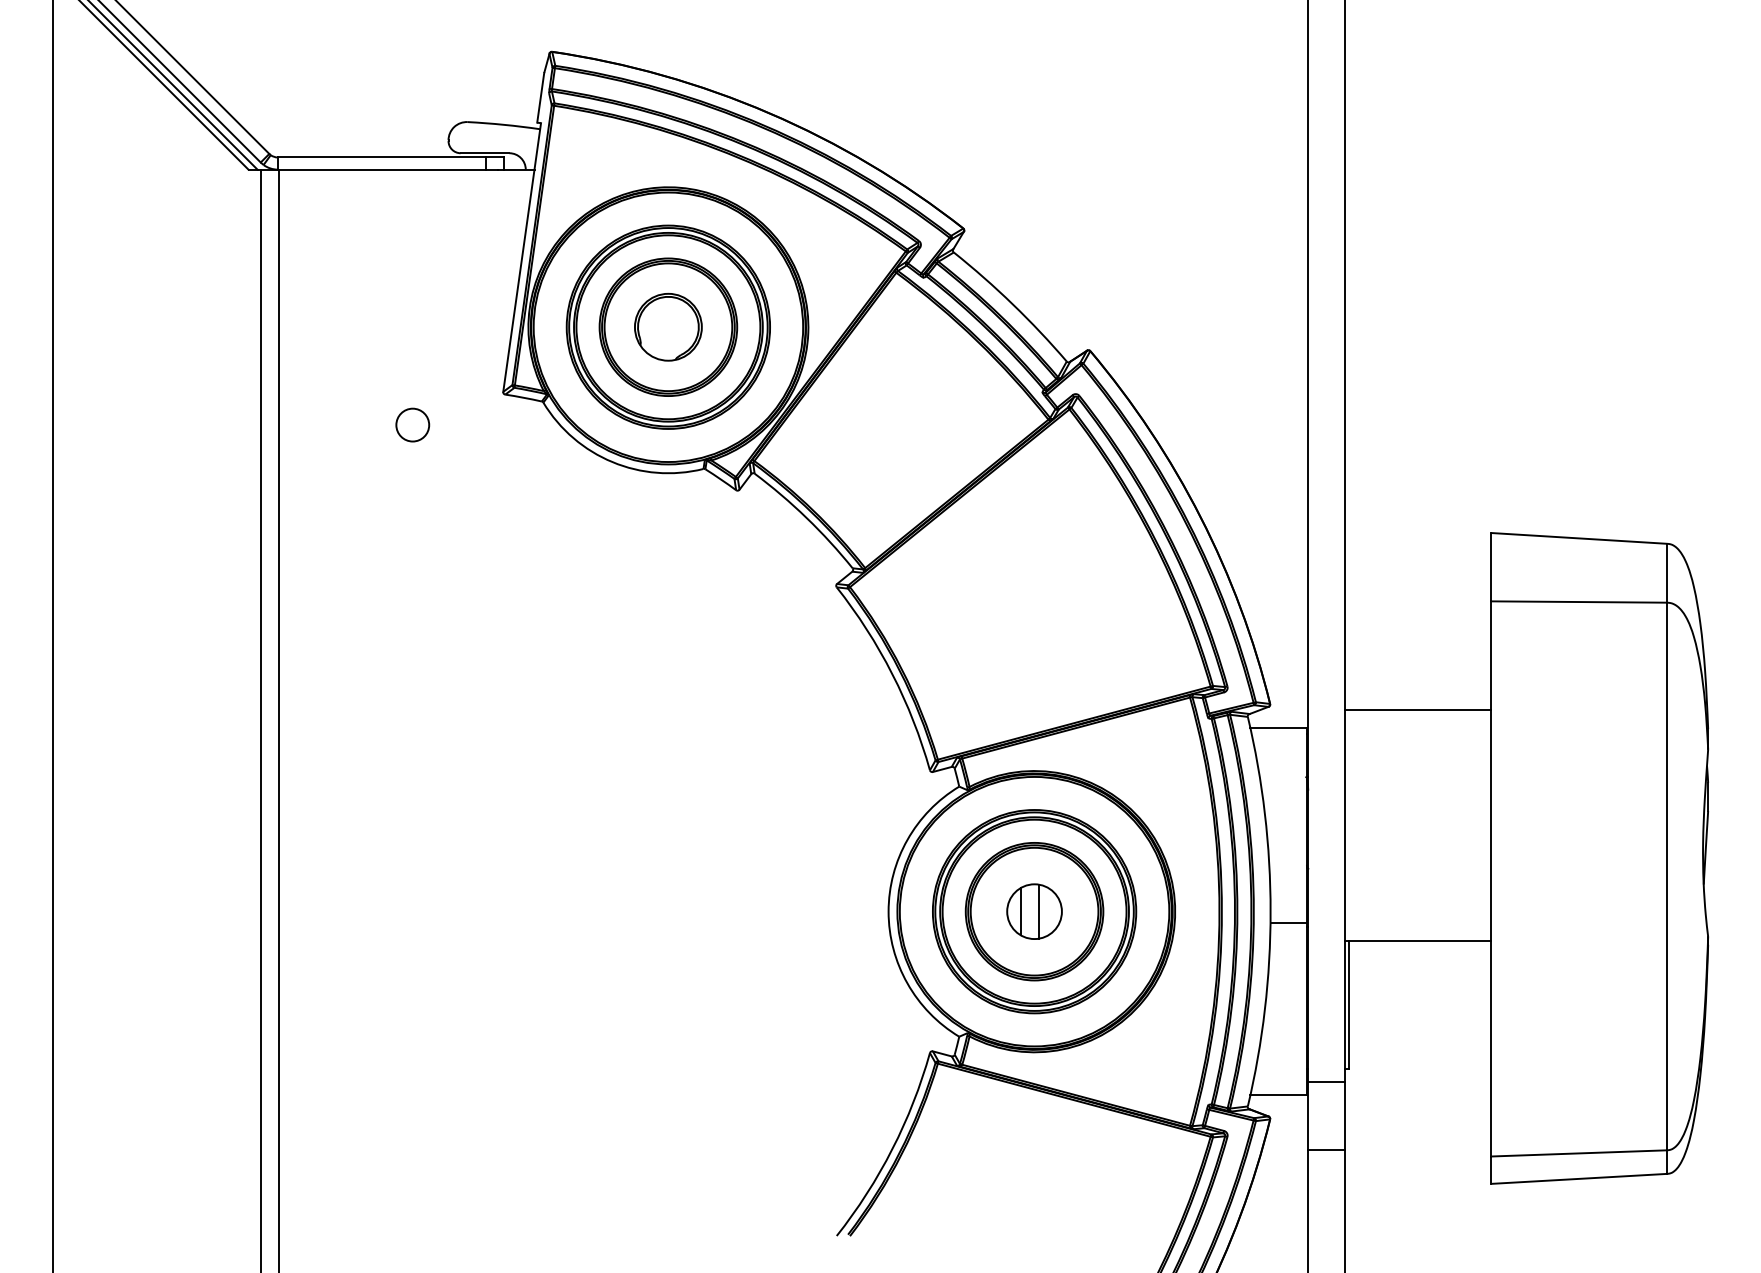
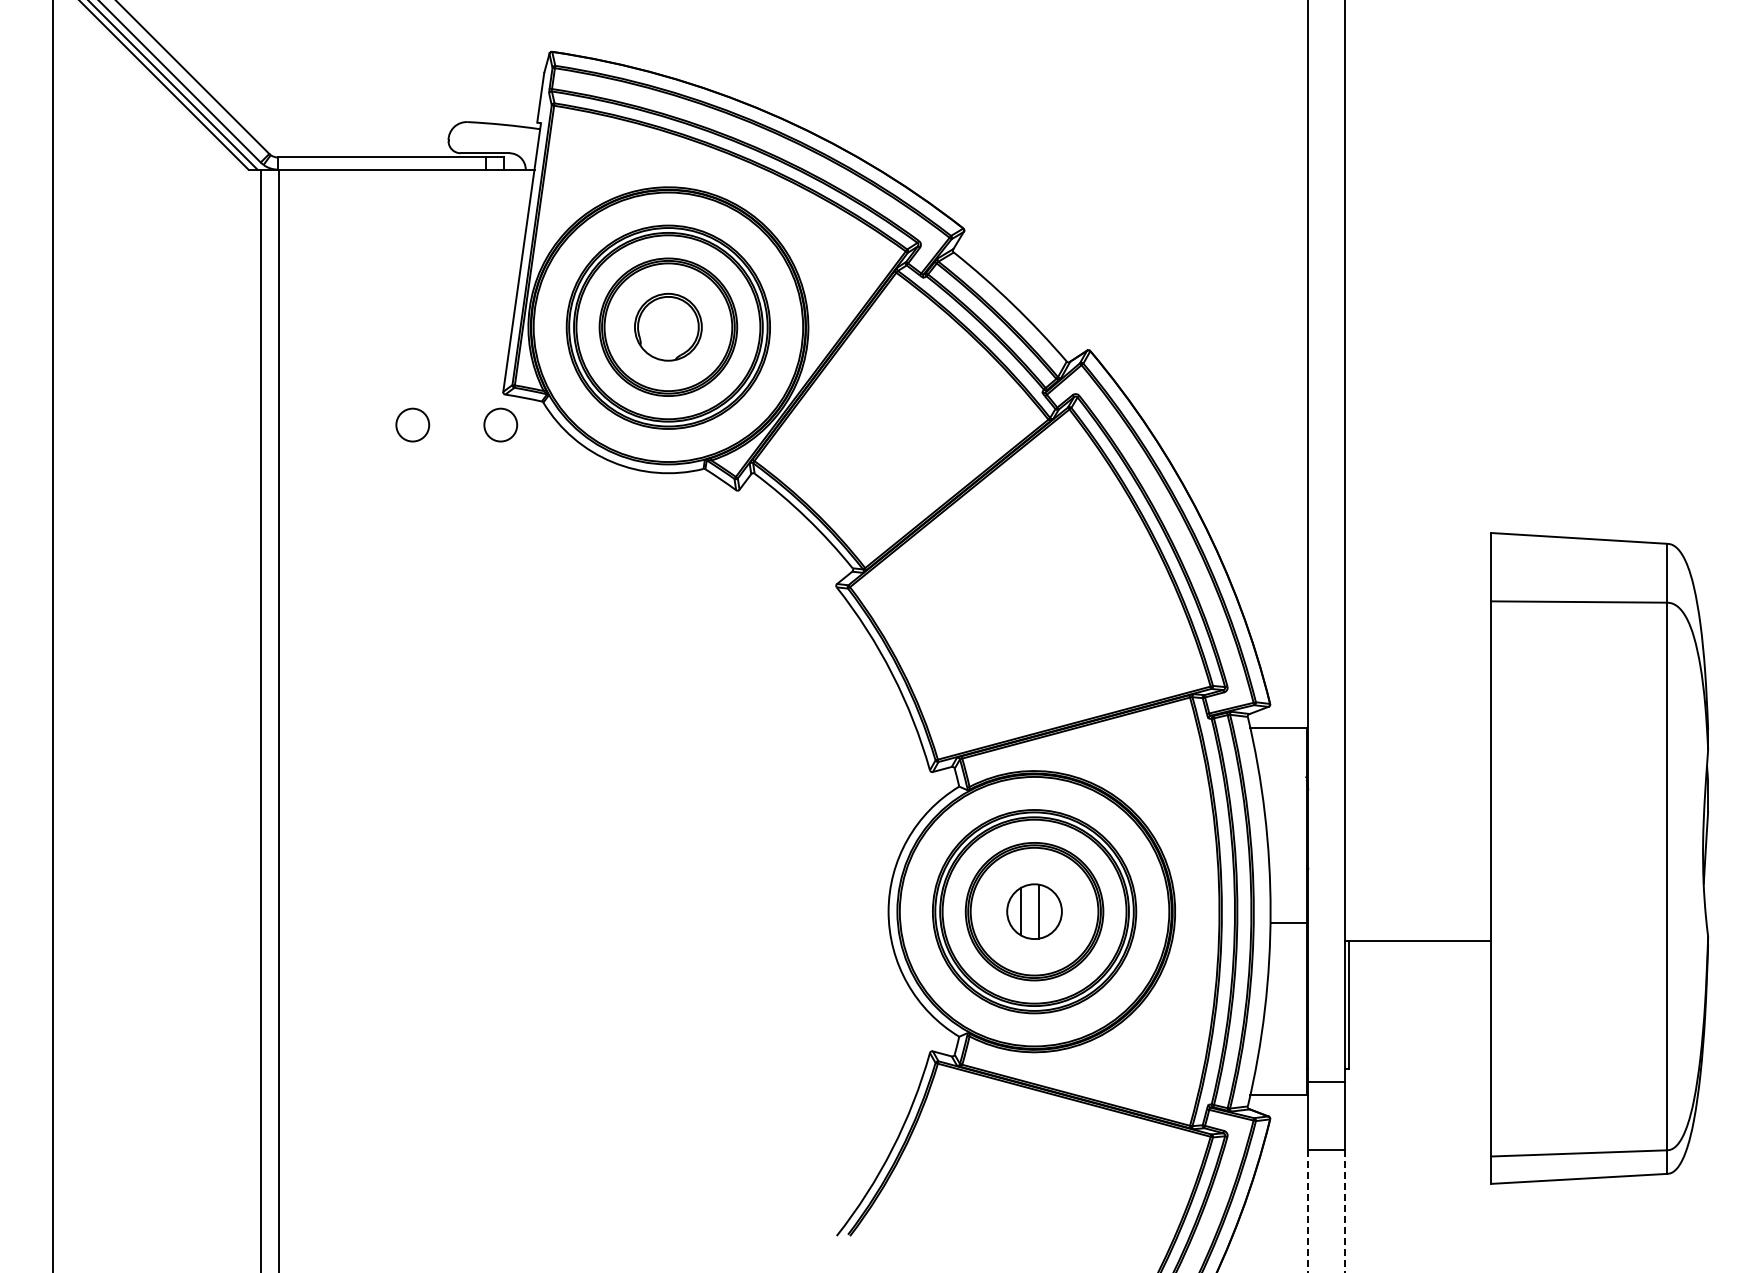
circle: none -> present (500, 424)
line: present -> none (1417, 710)
line: solid -> dashed (1308, 1211)
line: solid -> dashed (1344, 1211)
